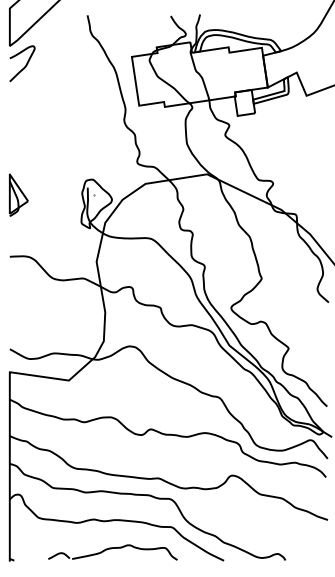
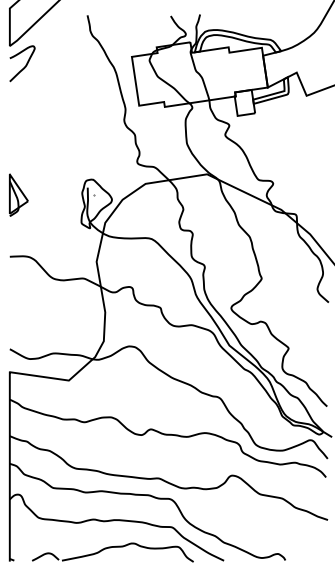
part size: 130x17 px -> 162x21 px (112, 552)
